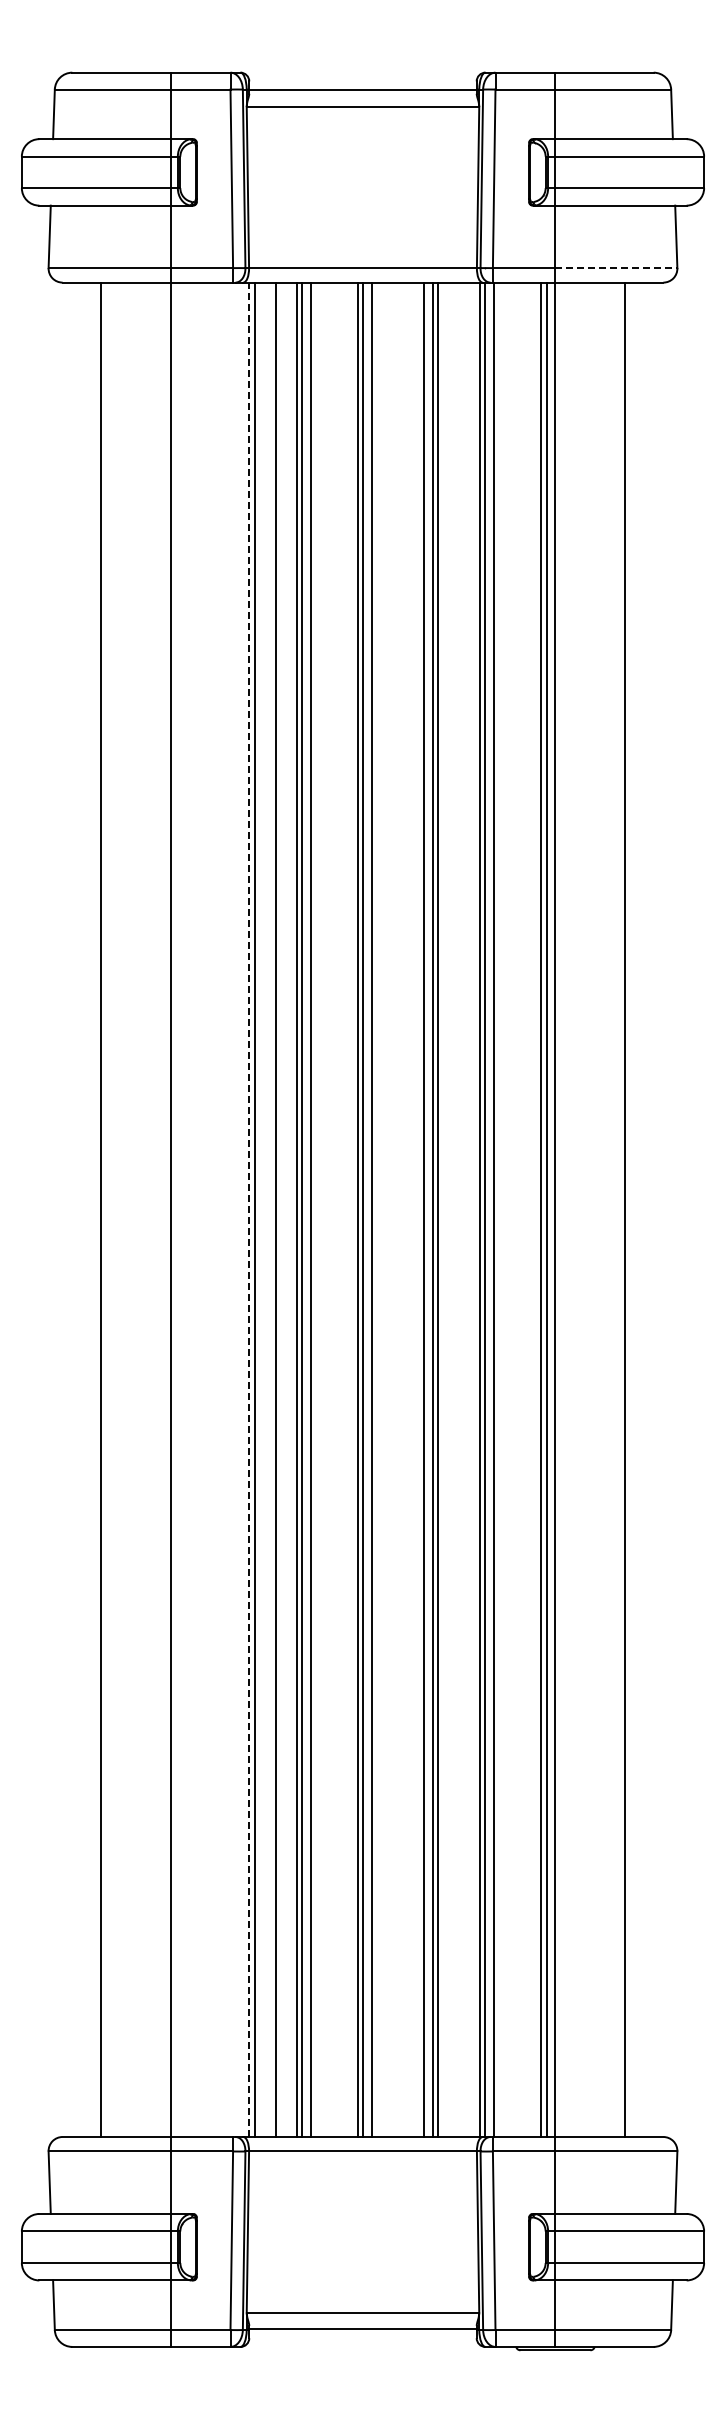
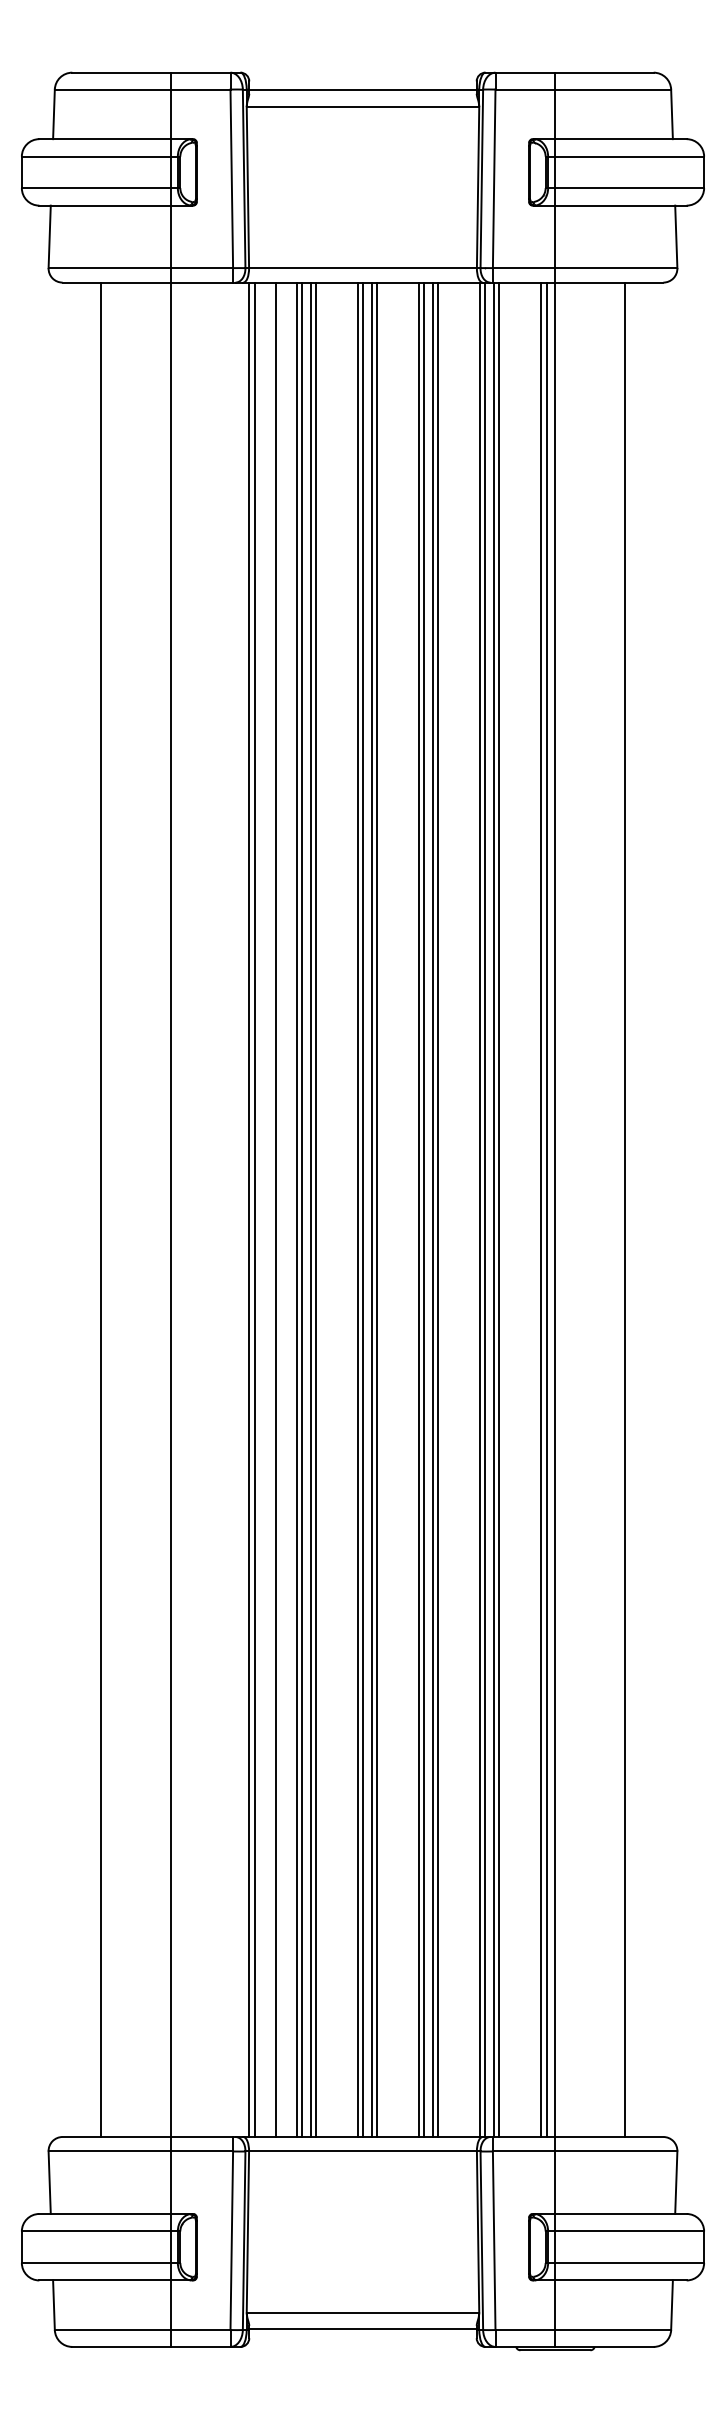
line: dashed -> solid (616, 268)
line: dashed -> solid (249, 1209)
line: none -> present (315, 1209)
line: none -> present (376, 1209)
line: none -> present (418, 1209)
line: none -> present (499, 1209)
